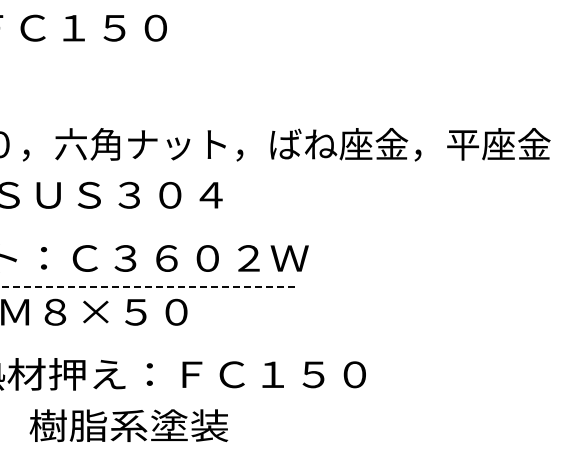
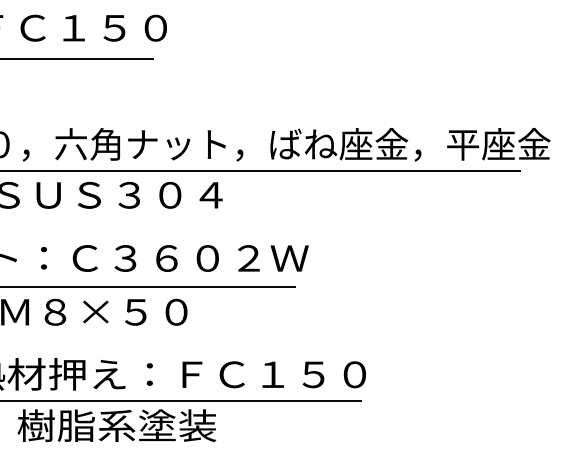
line: none -> present (77, 58)
line: none -> present (260, 171)
line: dashed -> solid (146, 287)
line: none -> present (181, 401)
text position: (128, 425) -> (116, 425) (116, 425)
